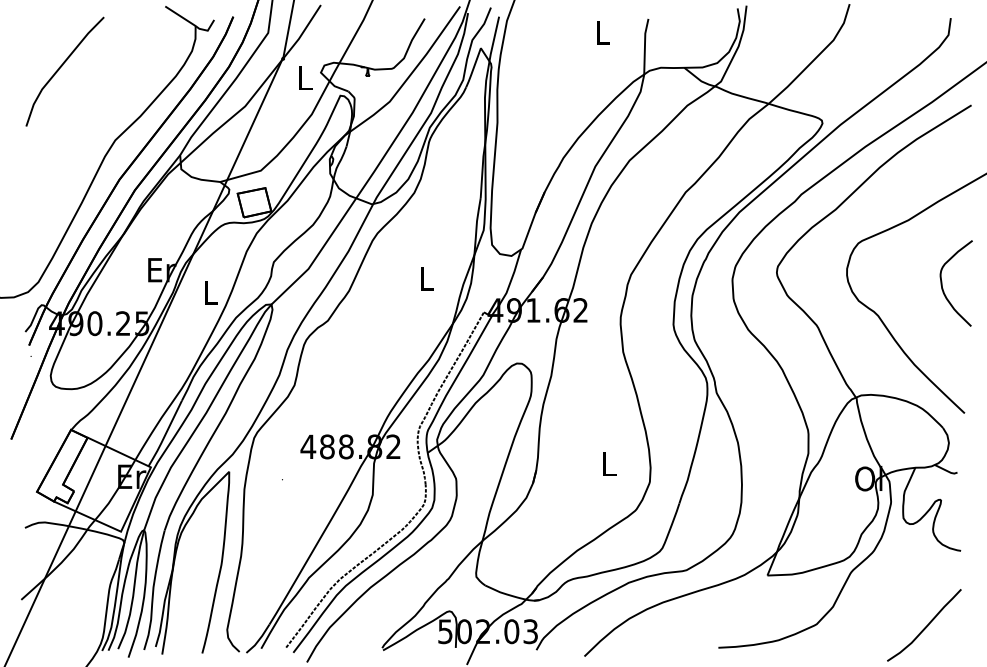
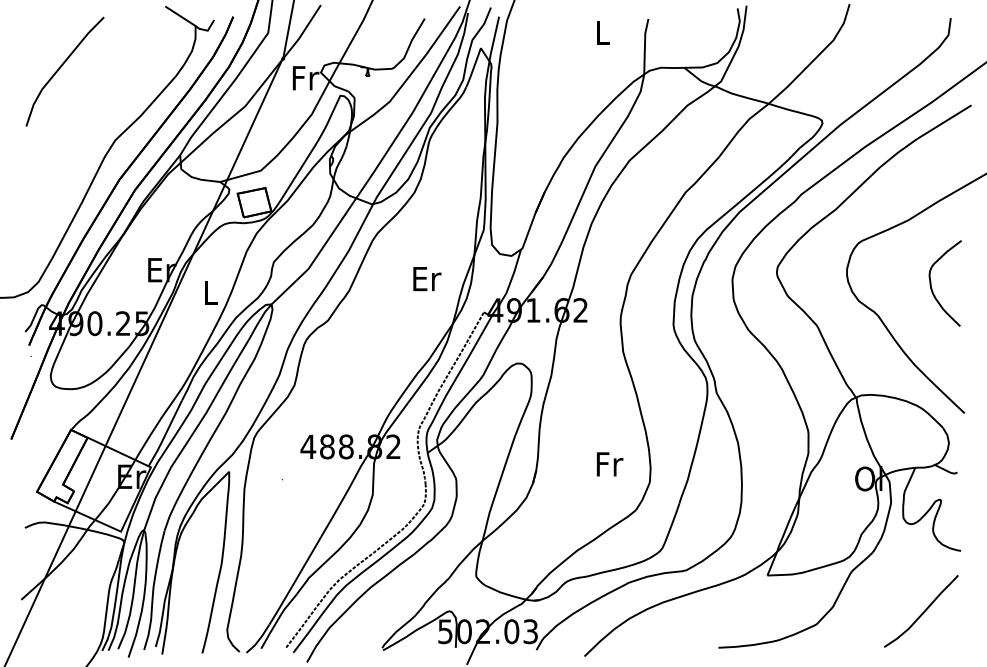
text: L -> Fr (305, 78)
text: L -> Er (427, 279)
curve position: (942, 283) -> (931, 283) (931, 283)
text: L -> Fr (609, 464)
curve position: (925, 626) -> (922, 612) (922, 612)
